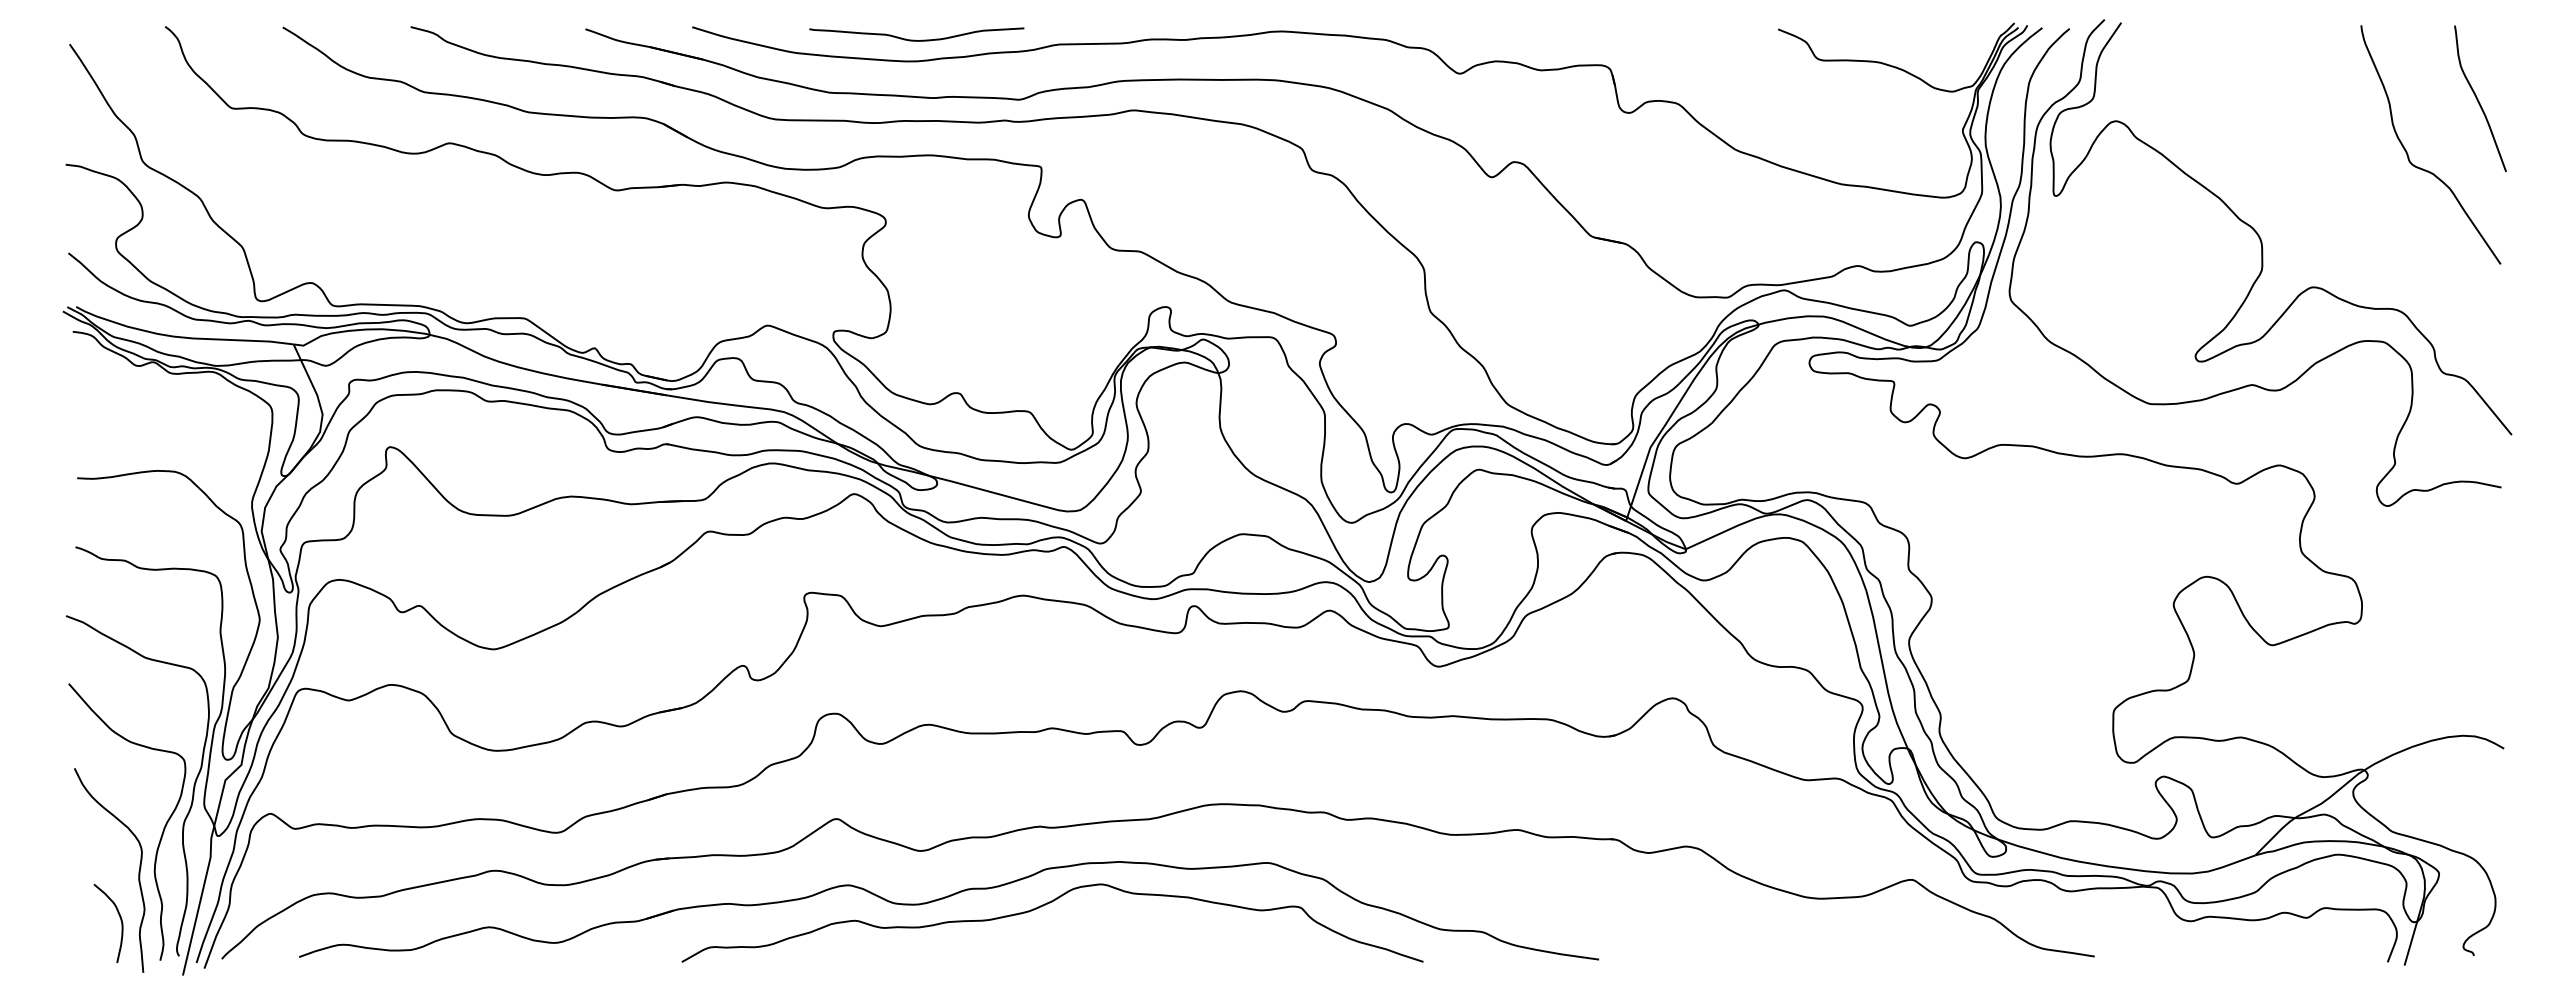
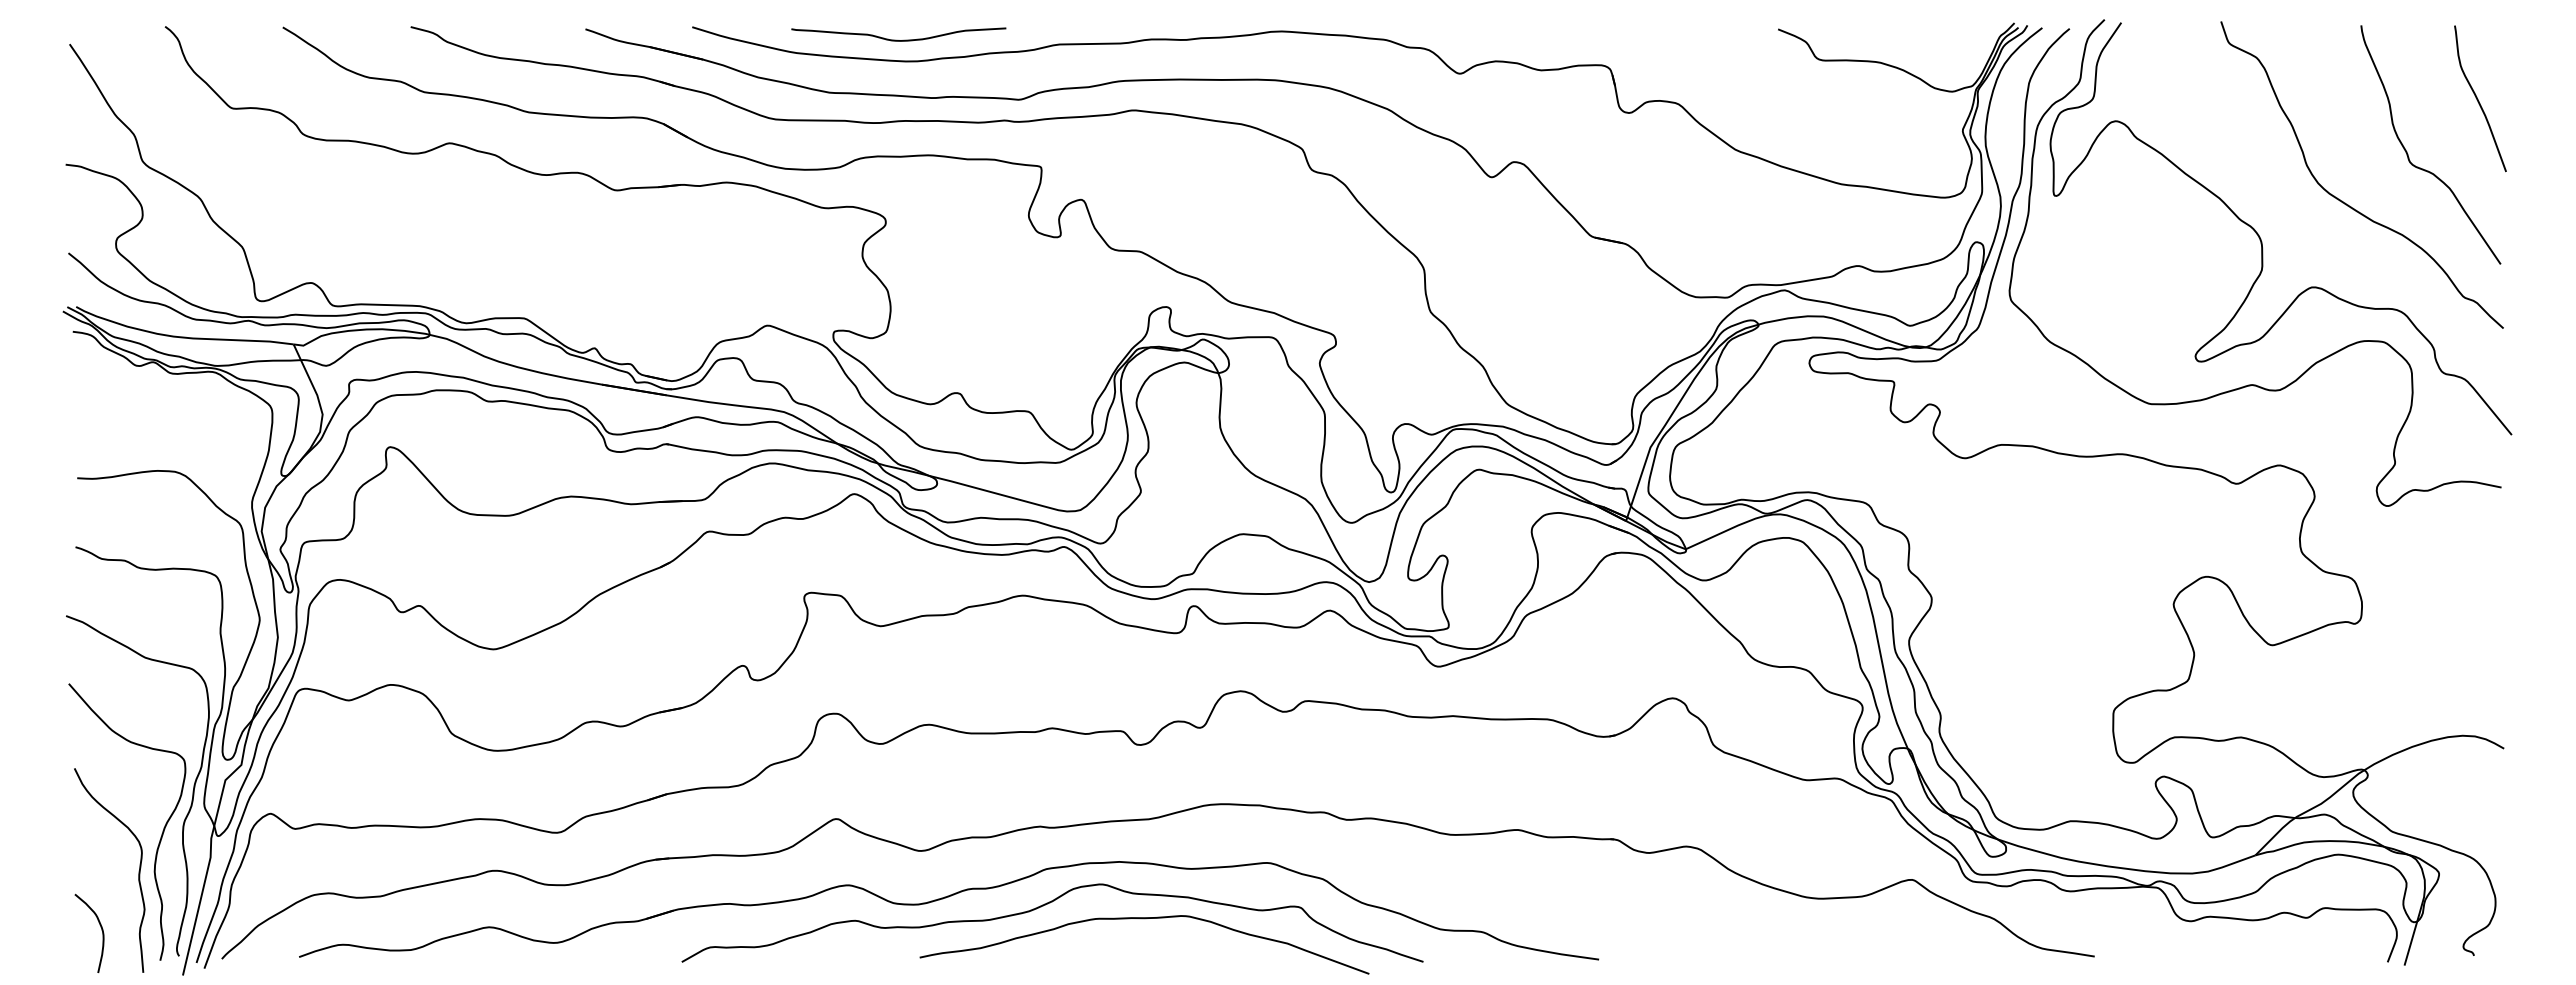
curve position: (915, 39) -> (897, 39) (897, 39)
curve: none -> present (2342, 200)
curve position: (119, 917) -> (100, 927) (100, 927)
curve: none -> present (1144, 919)
